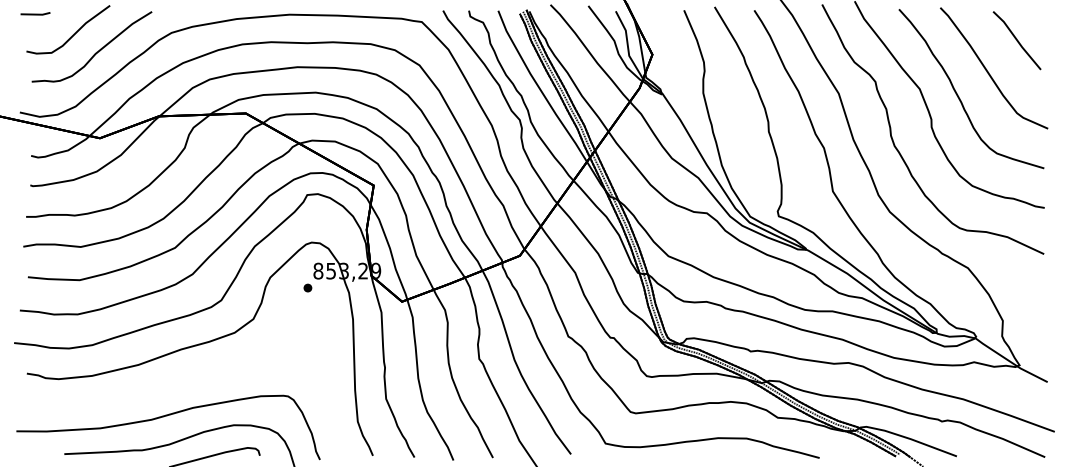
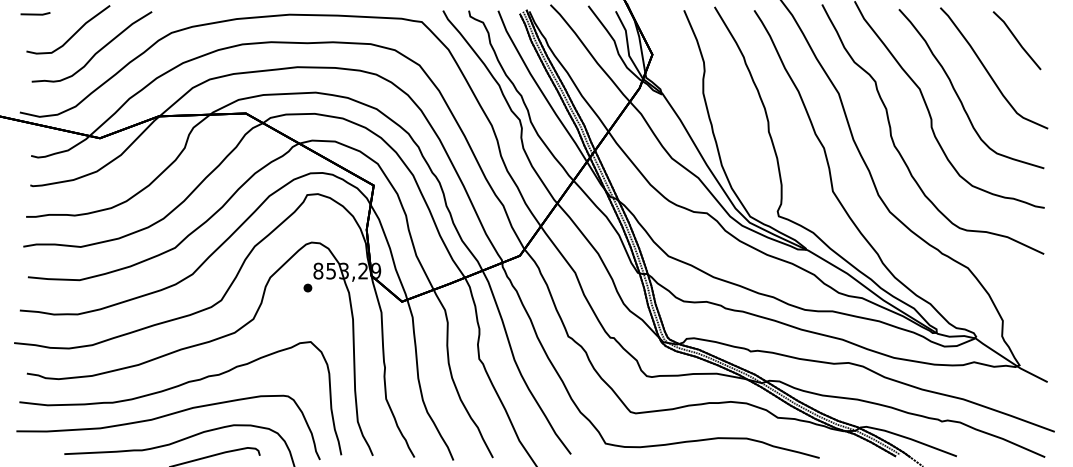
part: none -> present (177, 387)
